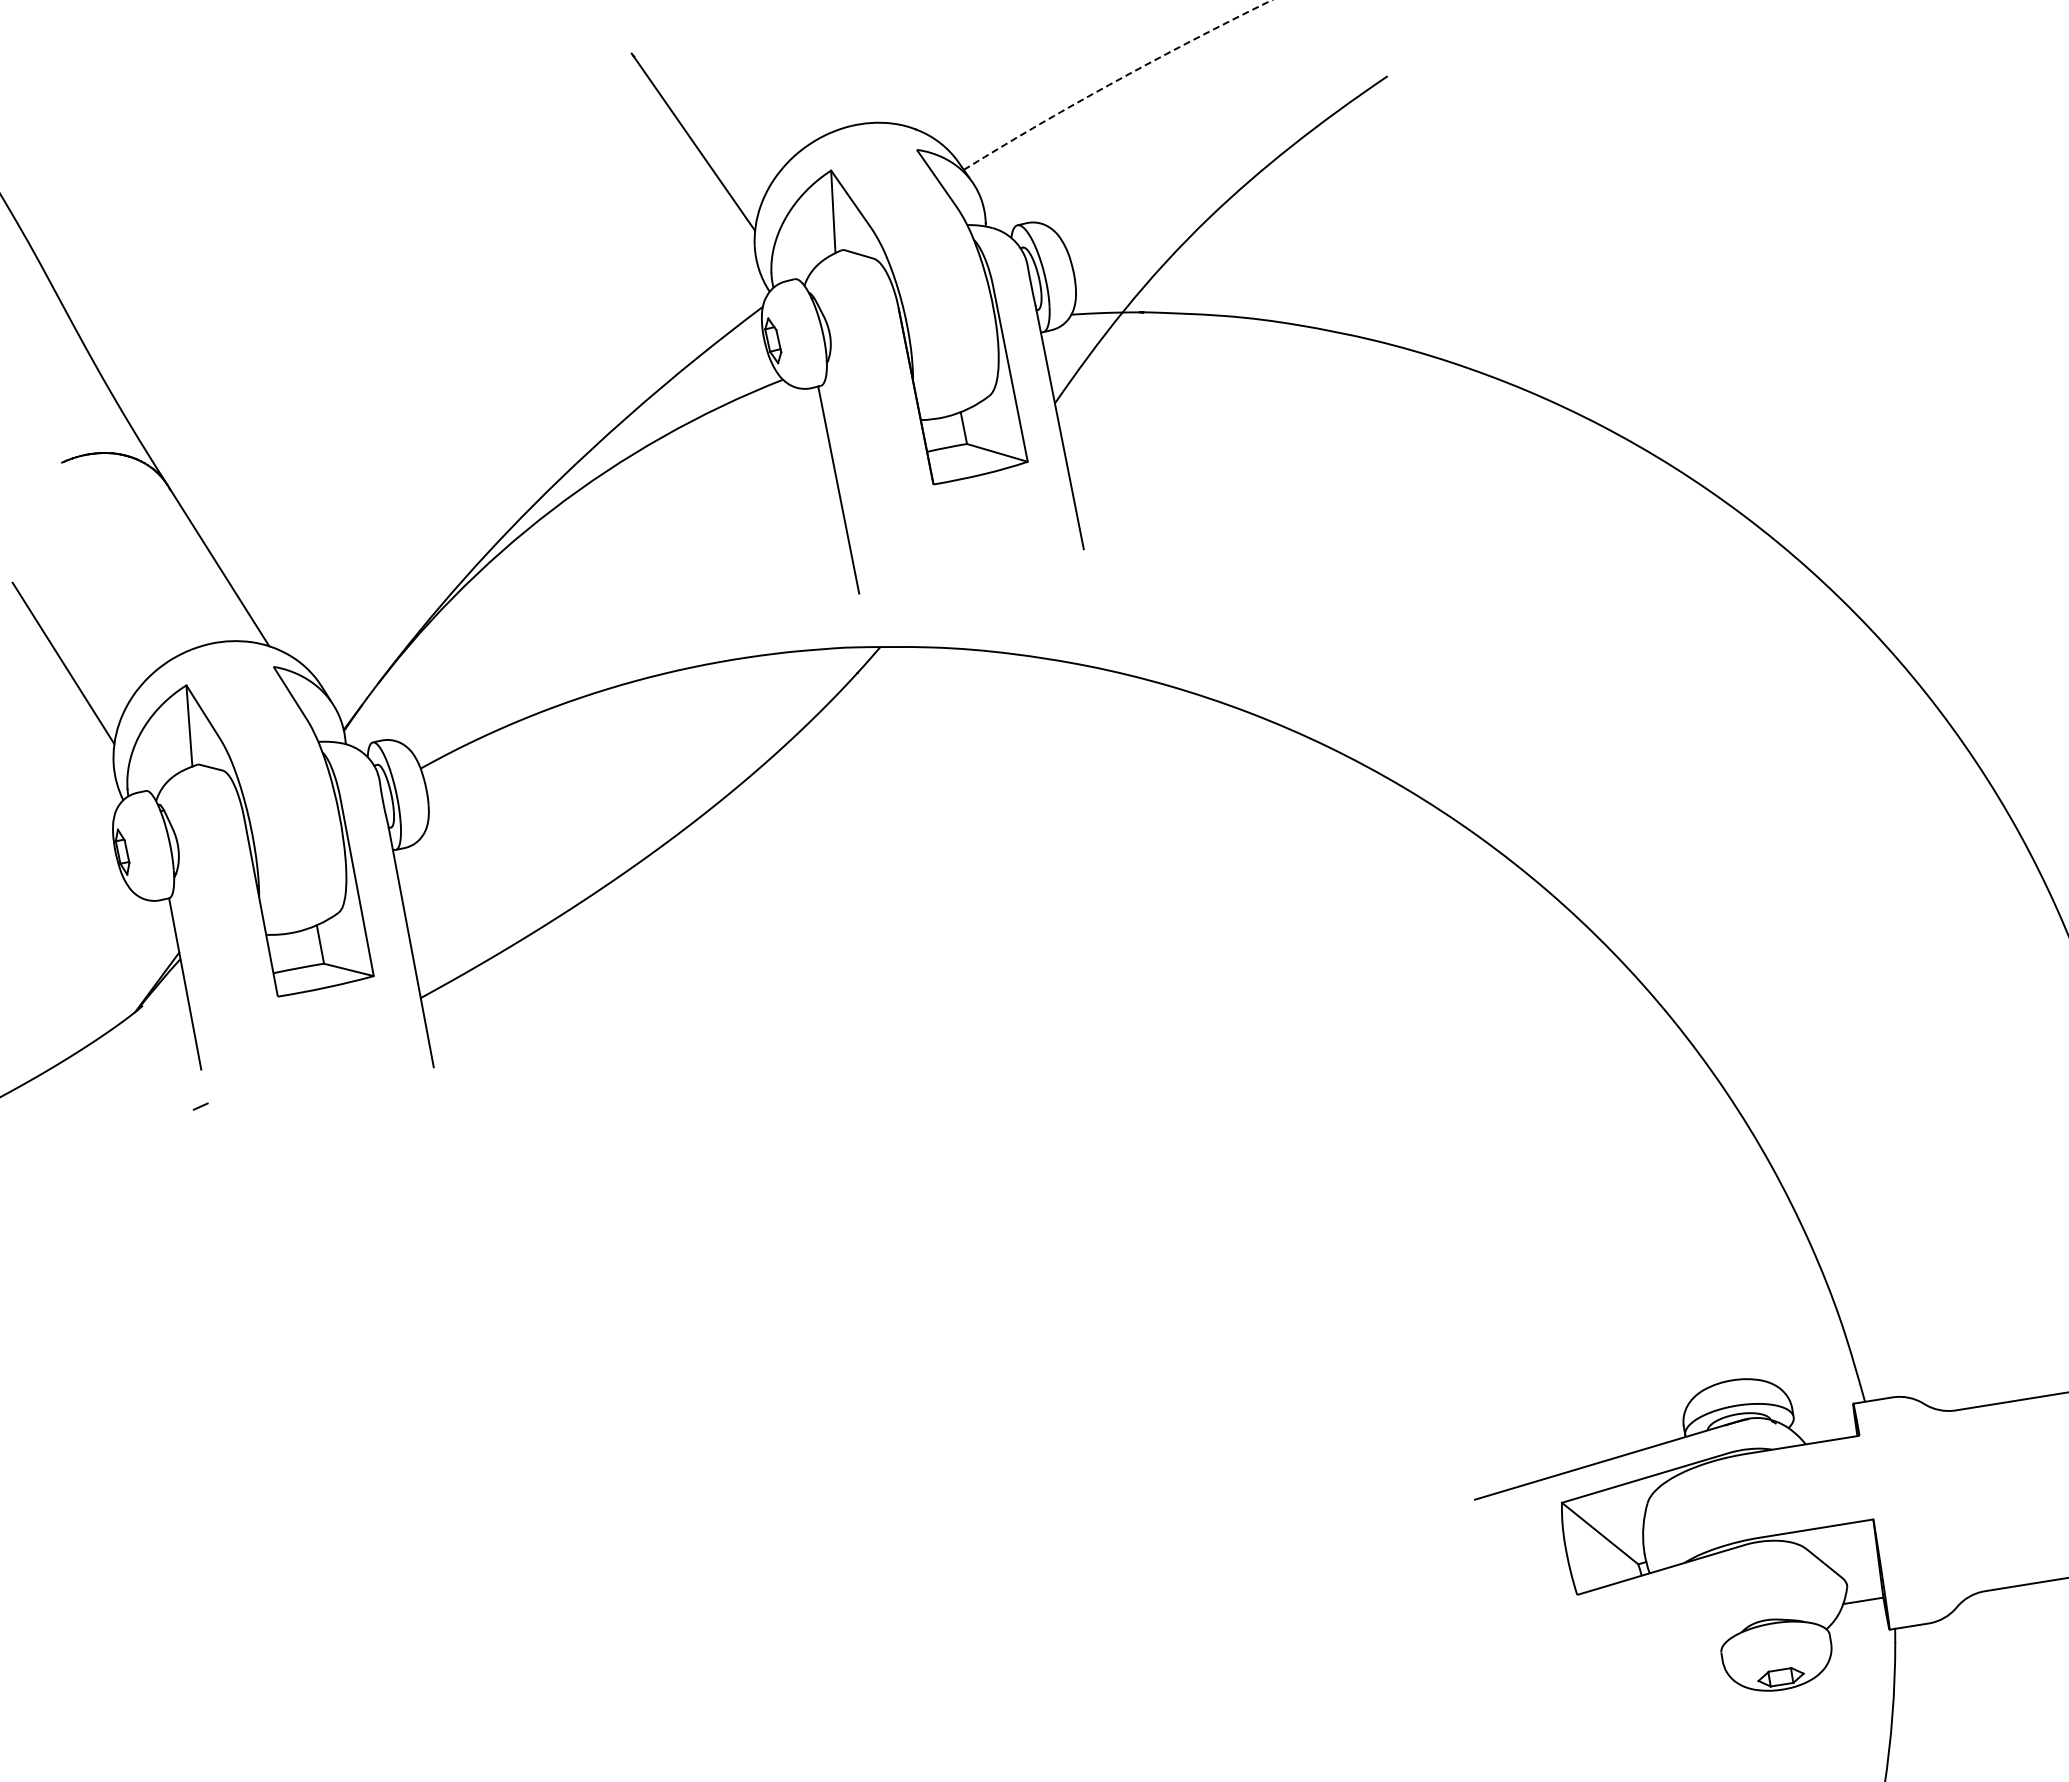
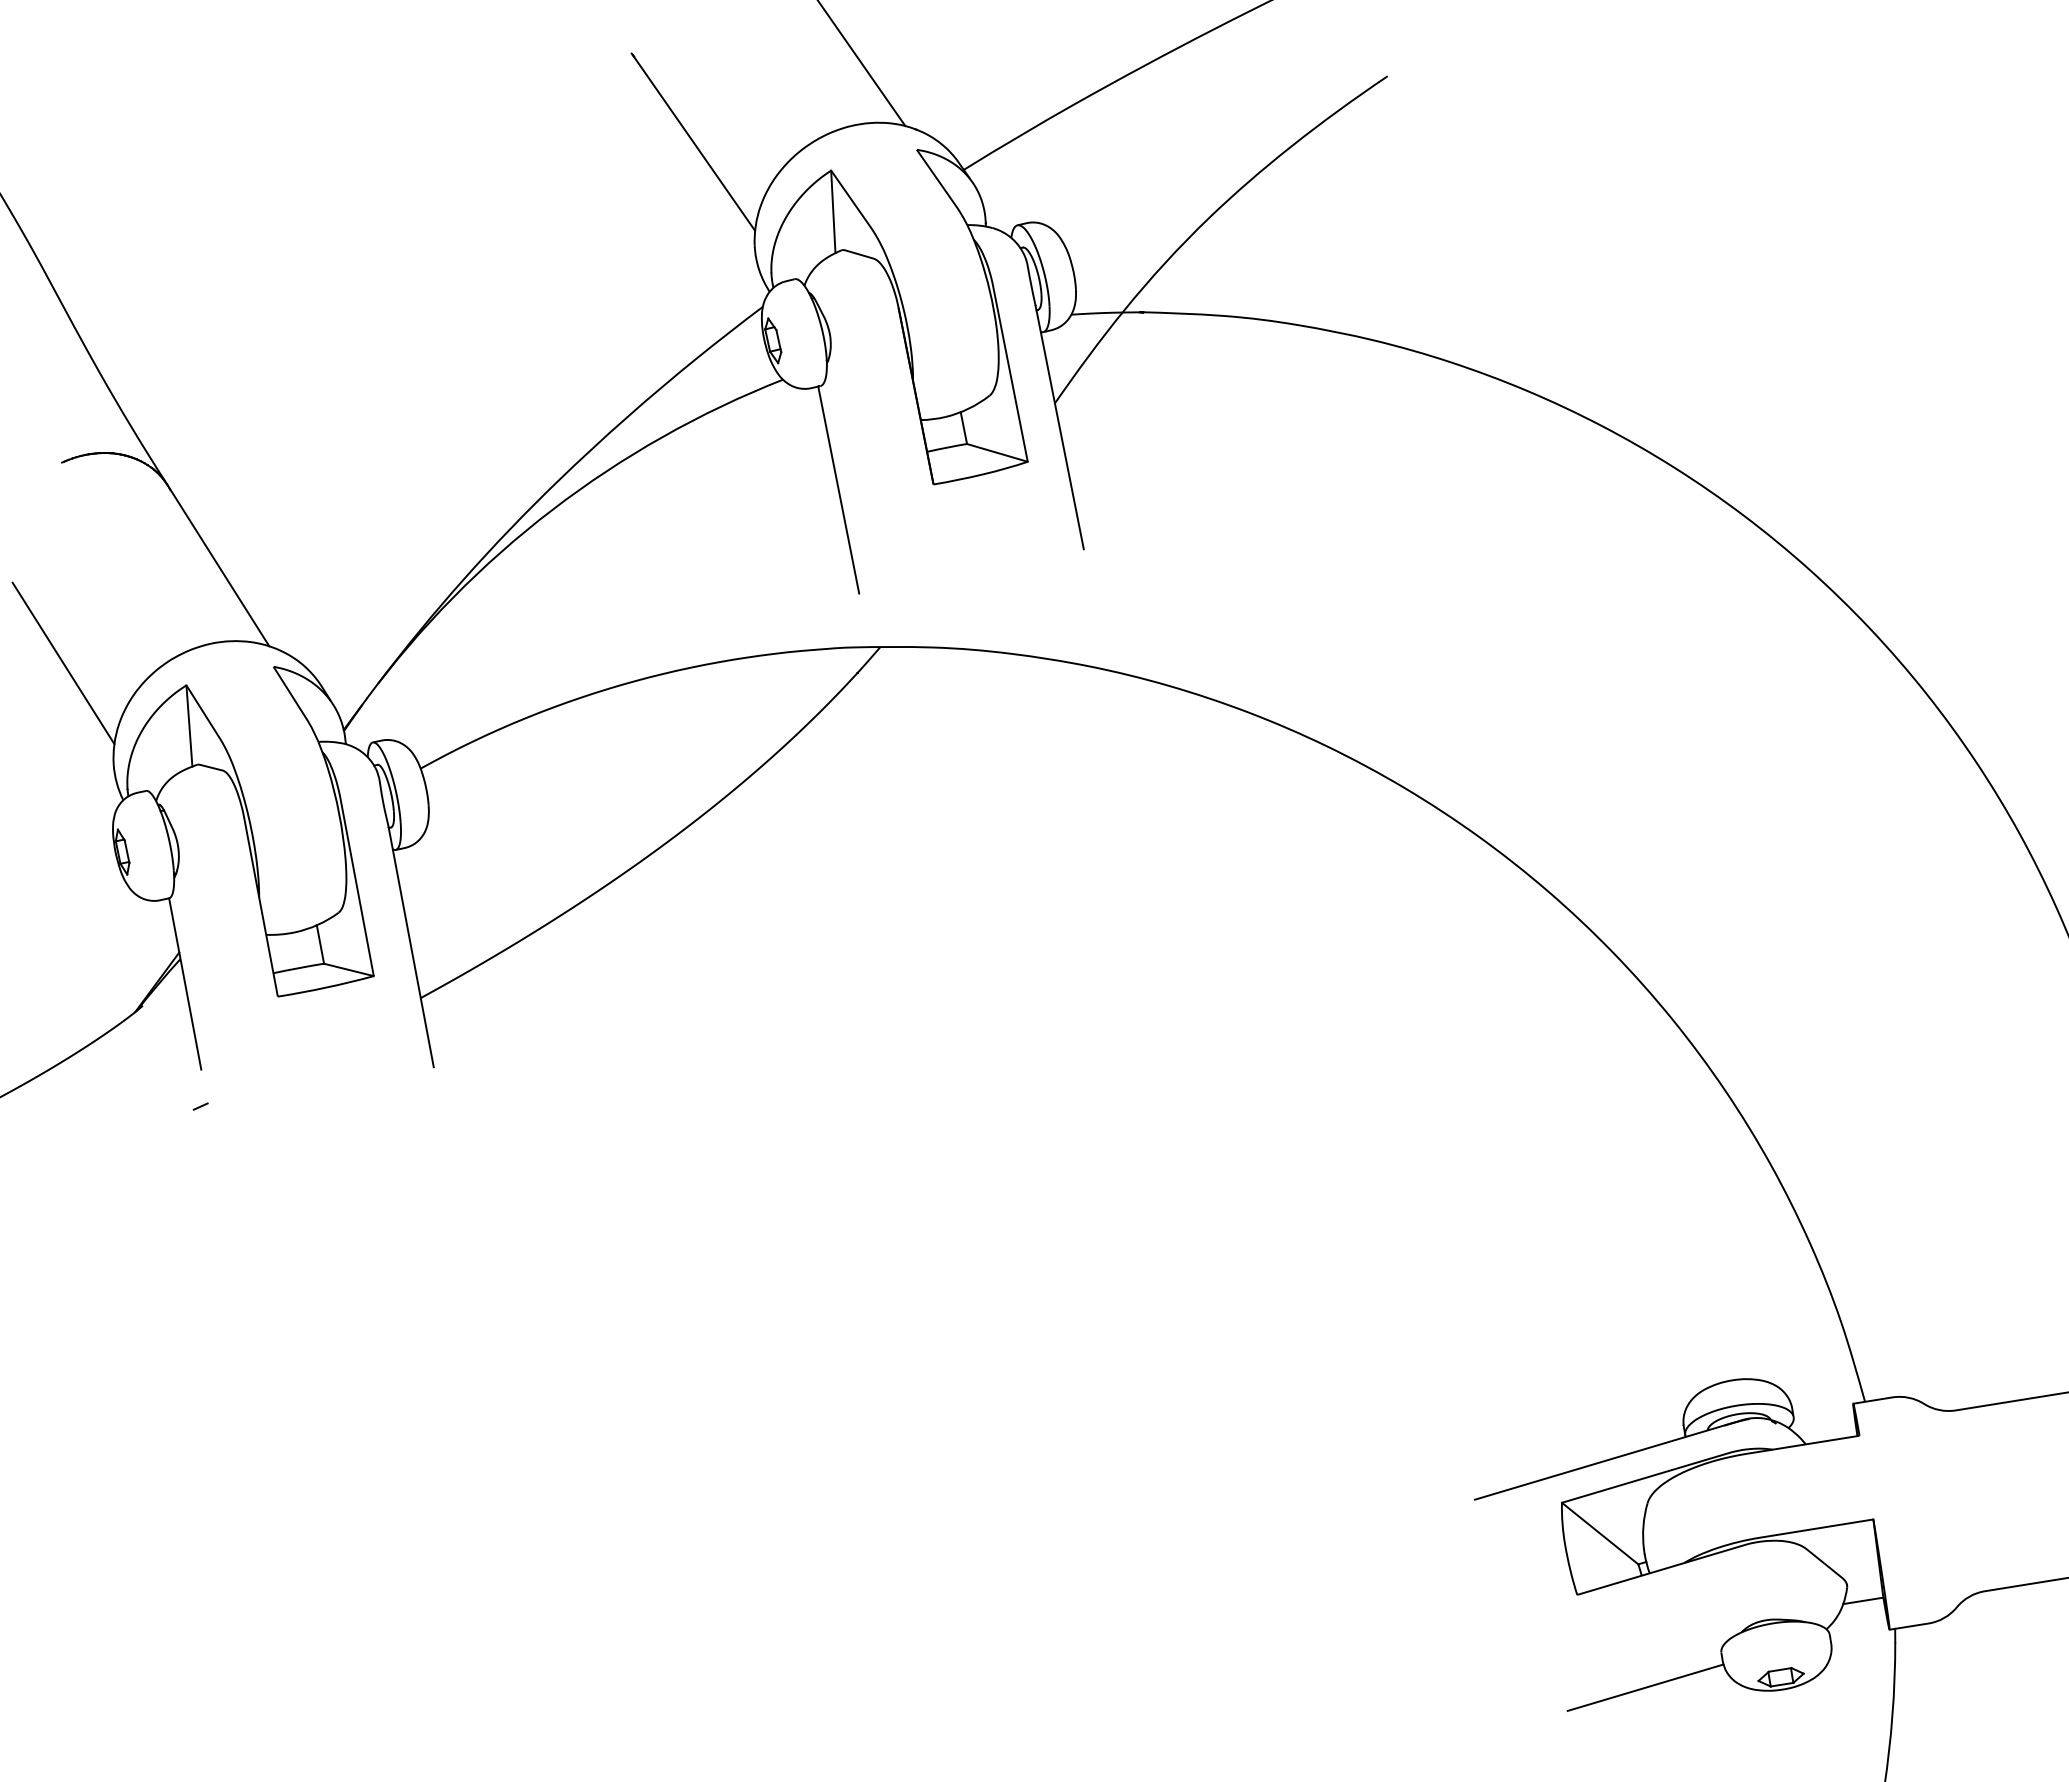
line: none -> present (862, 64)
line: dashed -> solid (1114, 81)
line: none -> present (1645, 1687)
